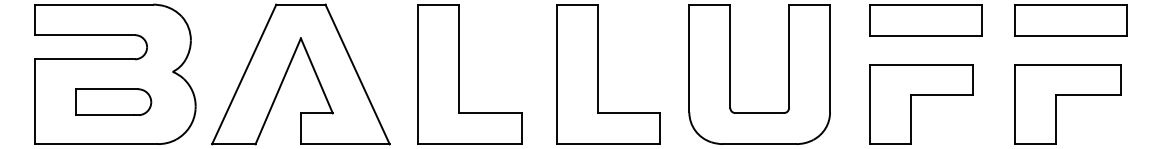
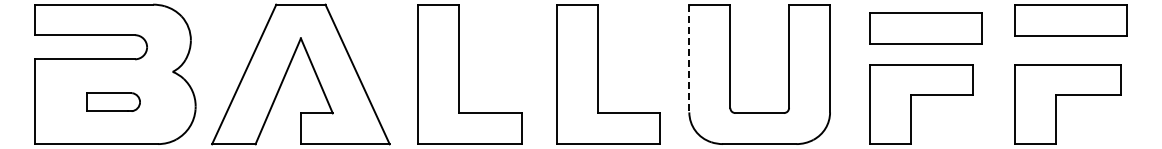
part position: (925, 20) -> (925, 28) (925, 28)
line: solid -> dashed (689, 58)
part size: 78x28 px -> 55x20 px (113, 101)
